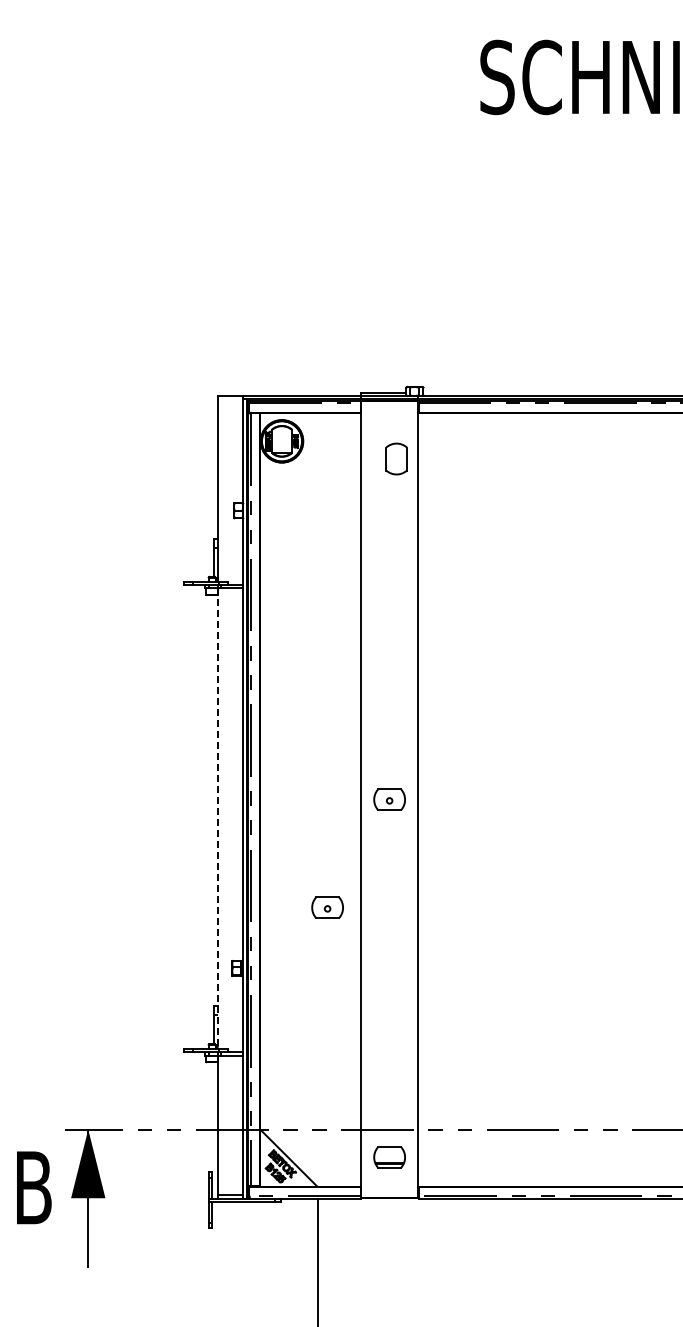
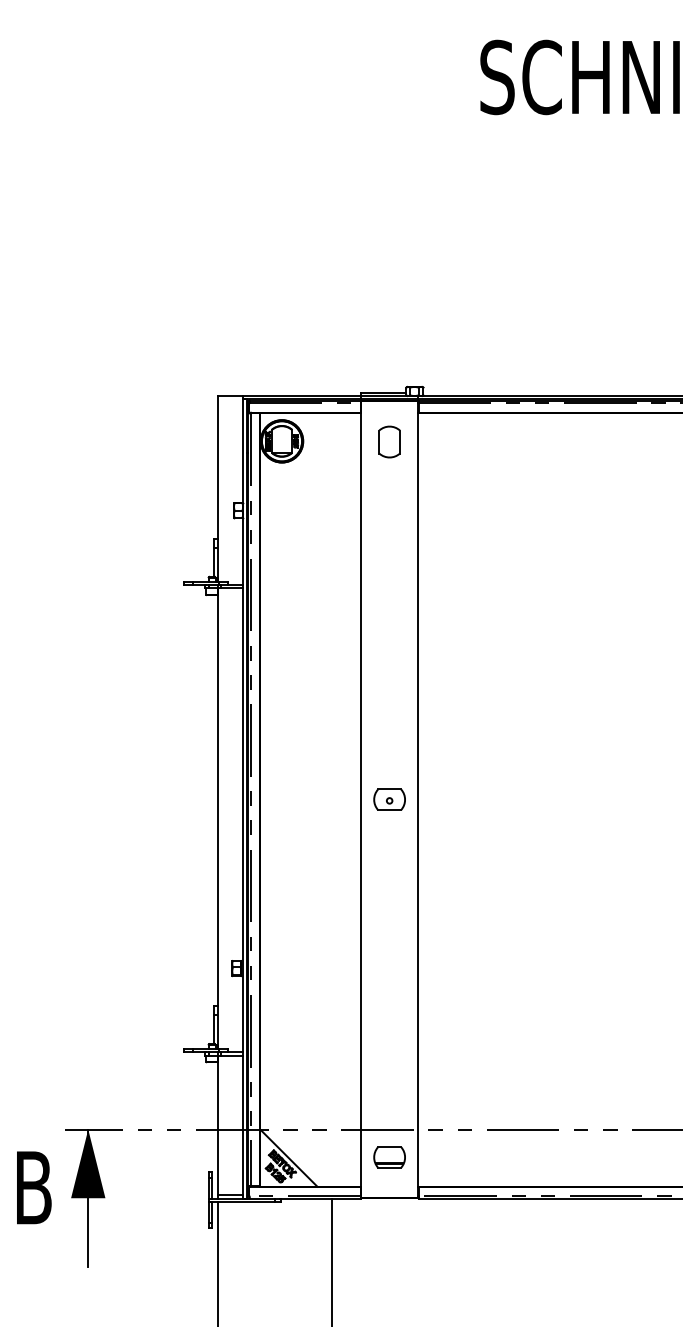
part position: (396, 458) -> (389, 441) (389, 441)
line: dashed -> solid (217, 819)
part: present -> none (327, 907)
line position: (318, 1260) -> (332, 1260) (332, 1260)
line: none -> present (217, 1262)
